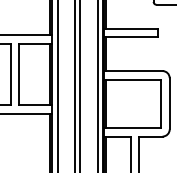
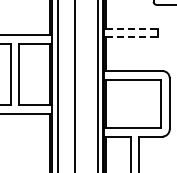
line: solid -> dashed (132, 28)
line: solid -> dashed (132, 37)
line: present -> none (80, 85)
